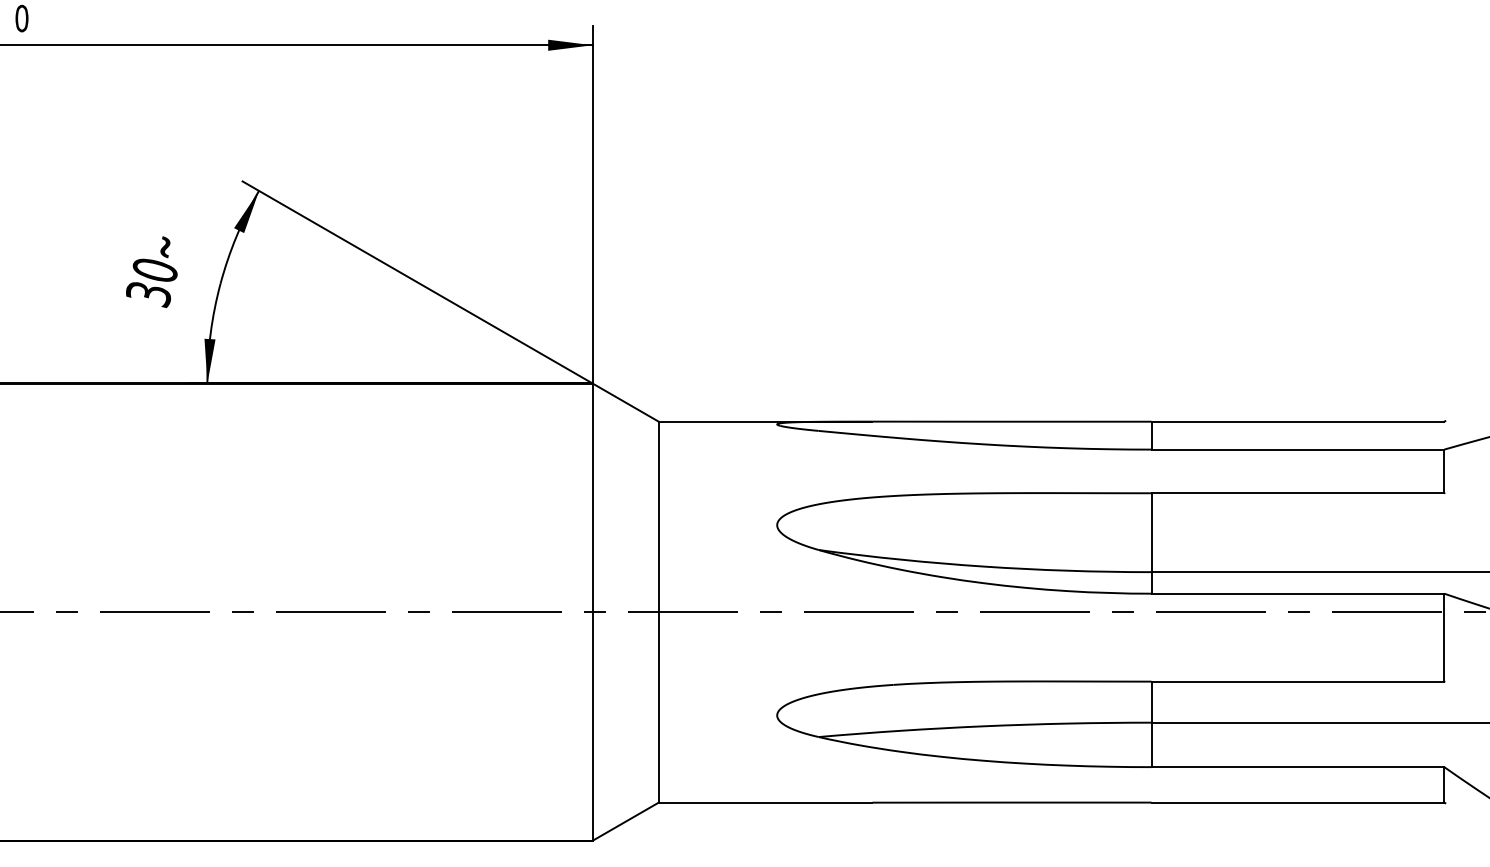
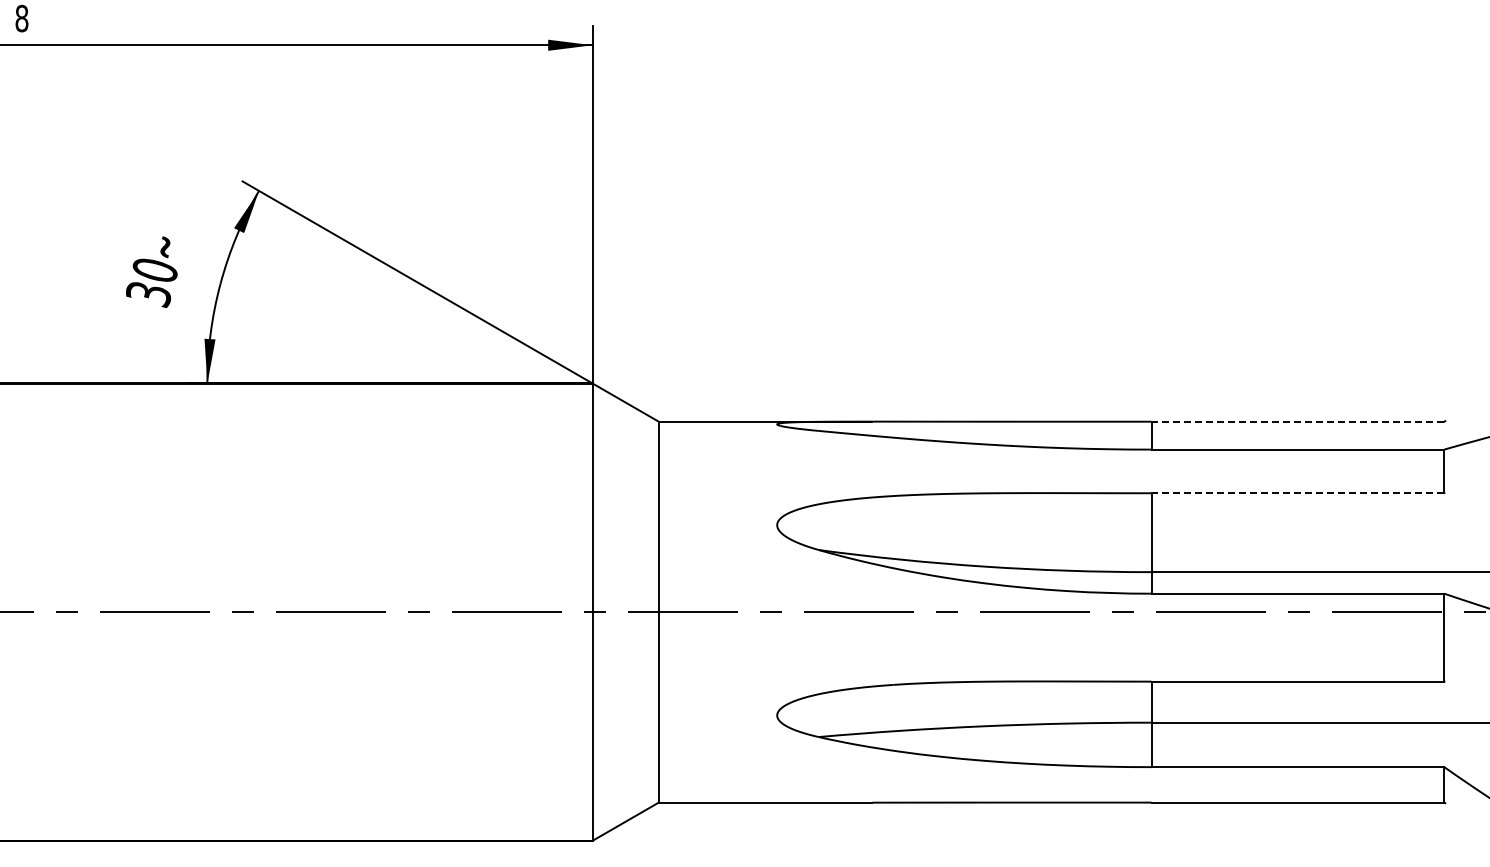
text: 0 -> 8 (21, 18)
line: solid -> dashed (1297, 421)
line: solid -> dashed (1297, 493)
